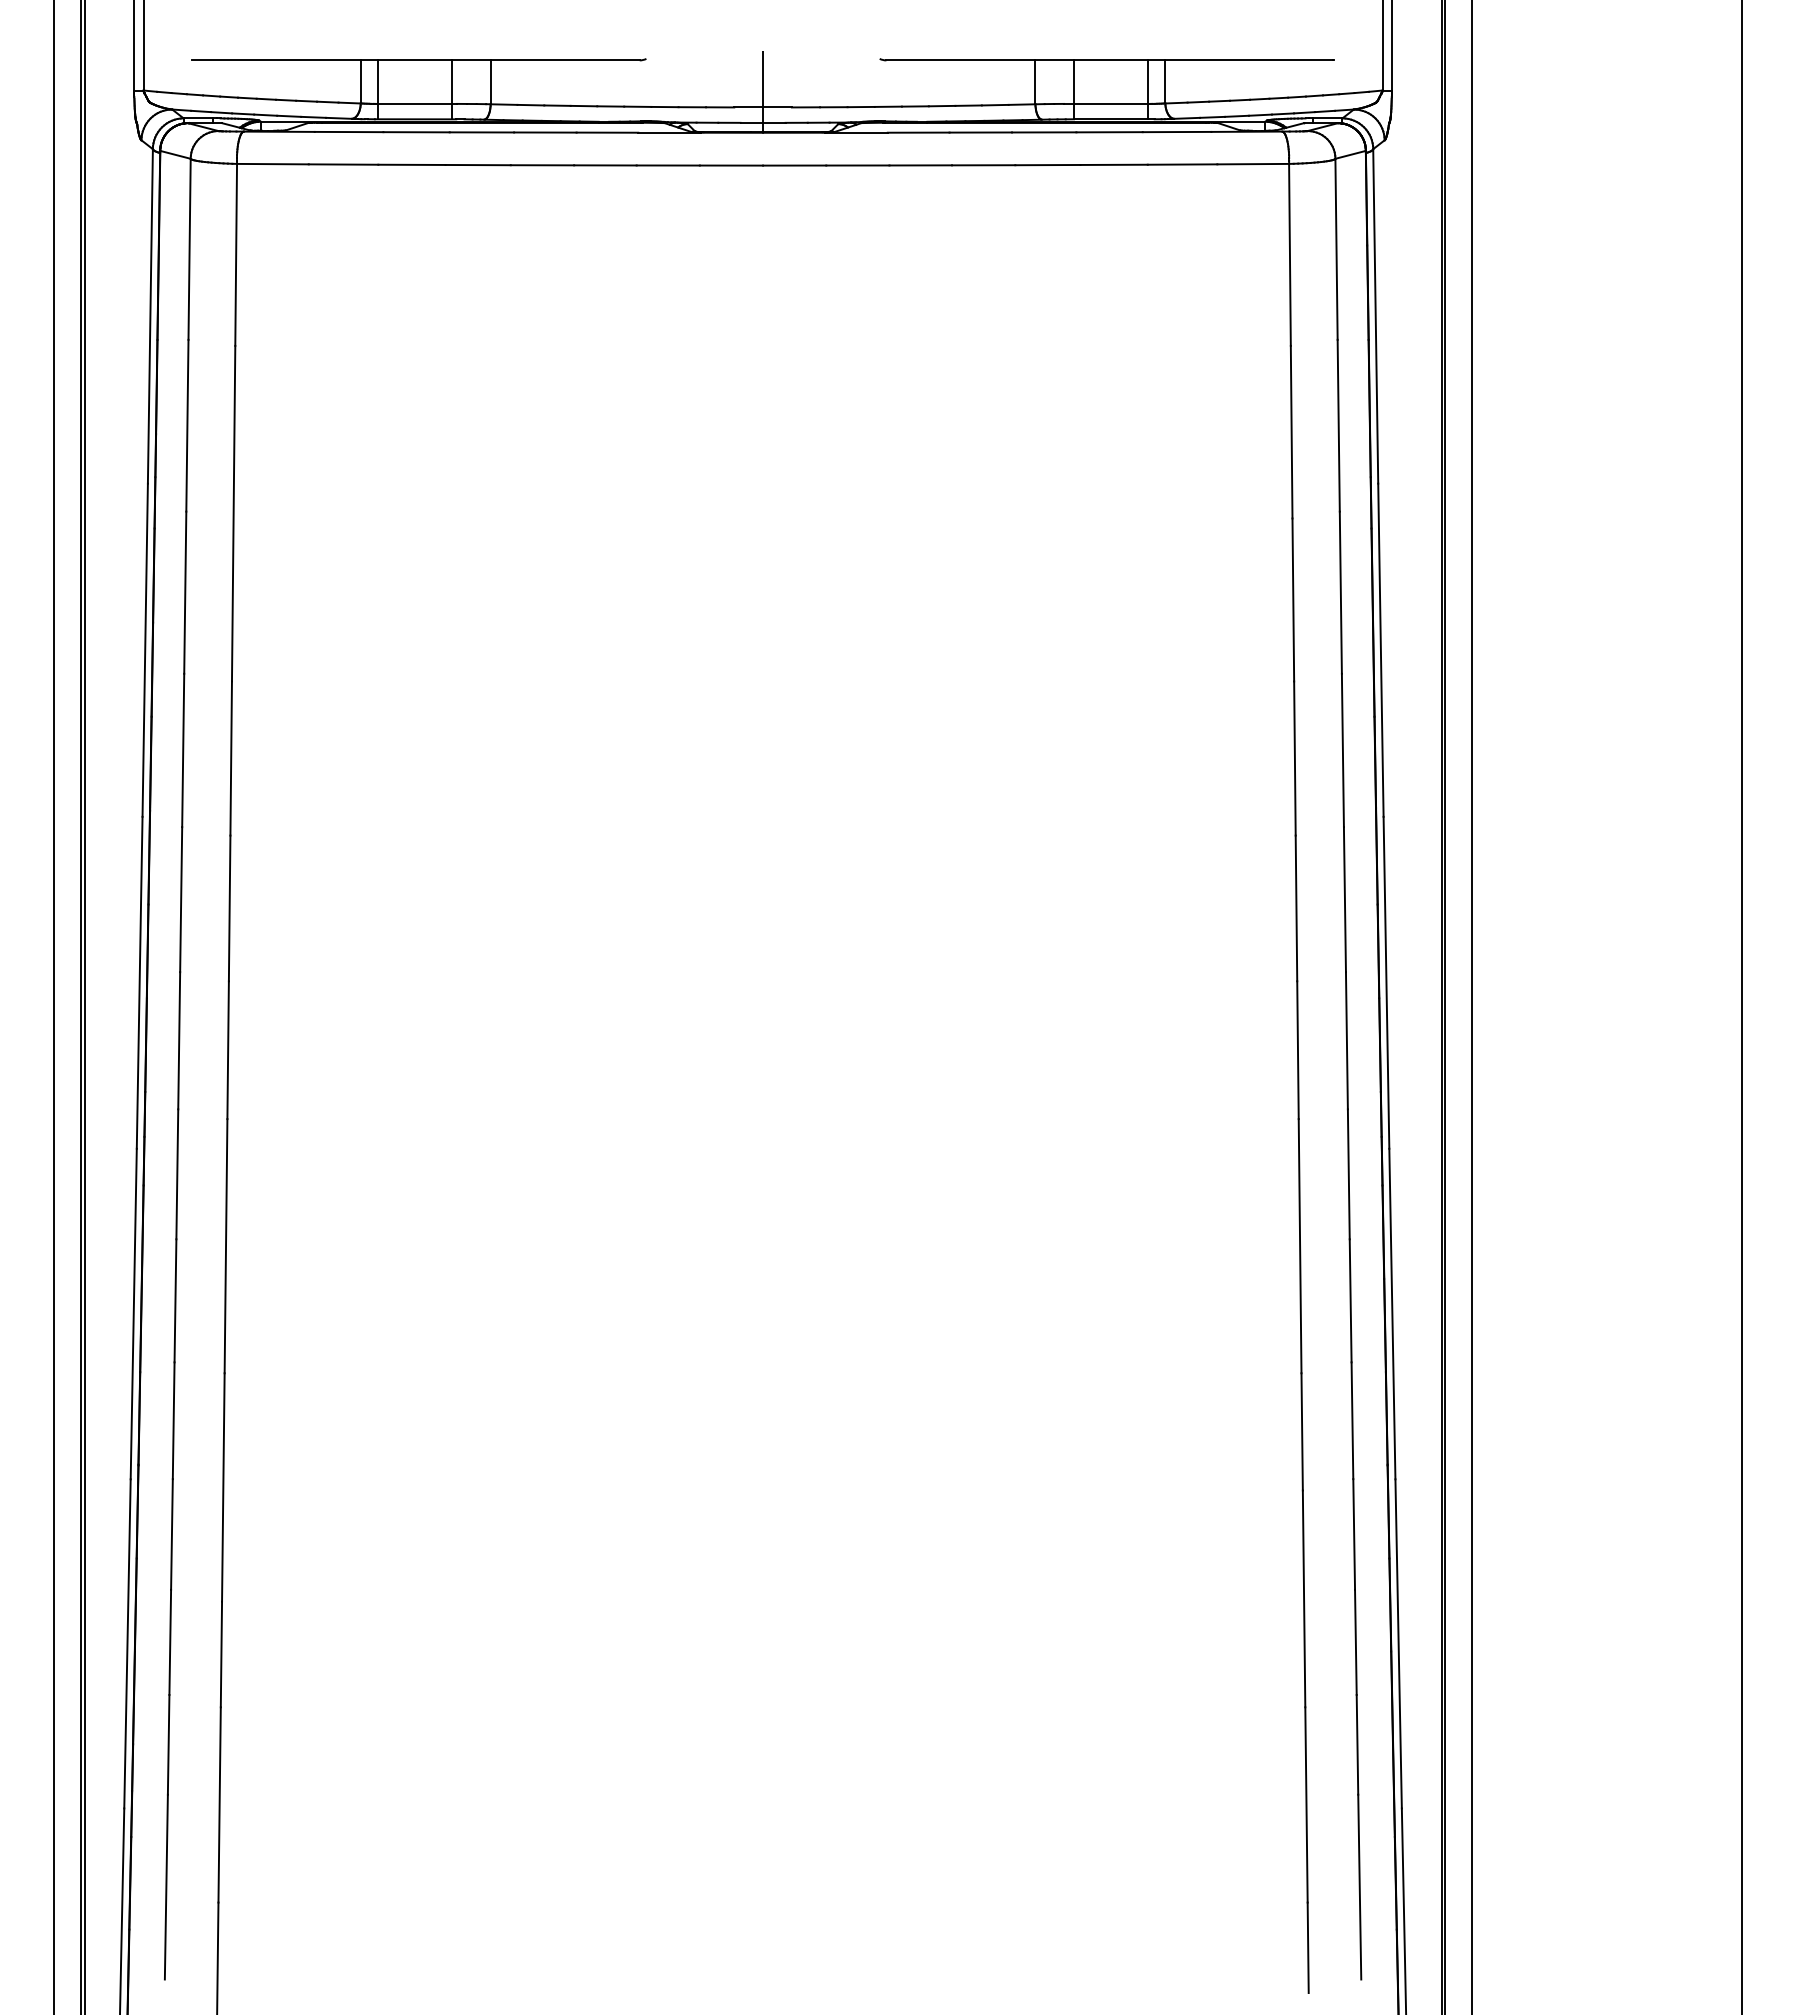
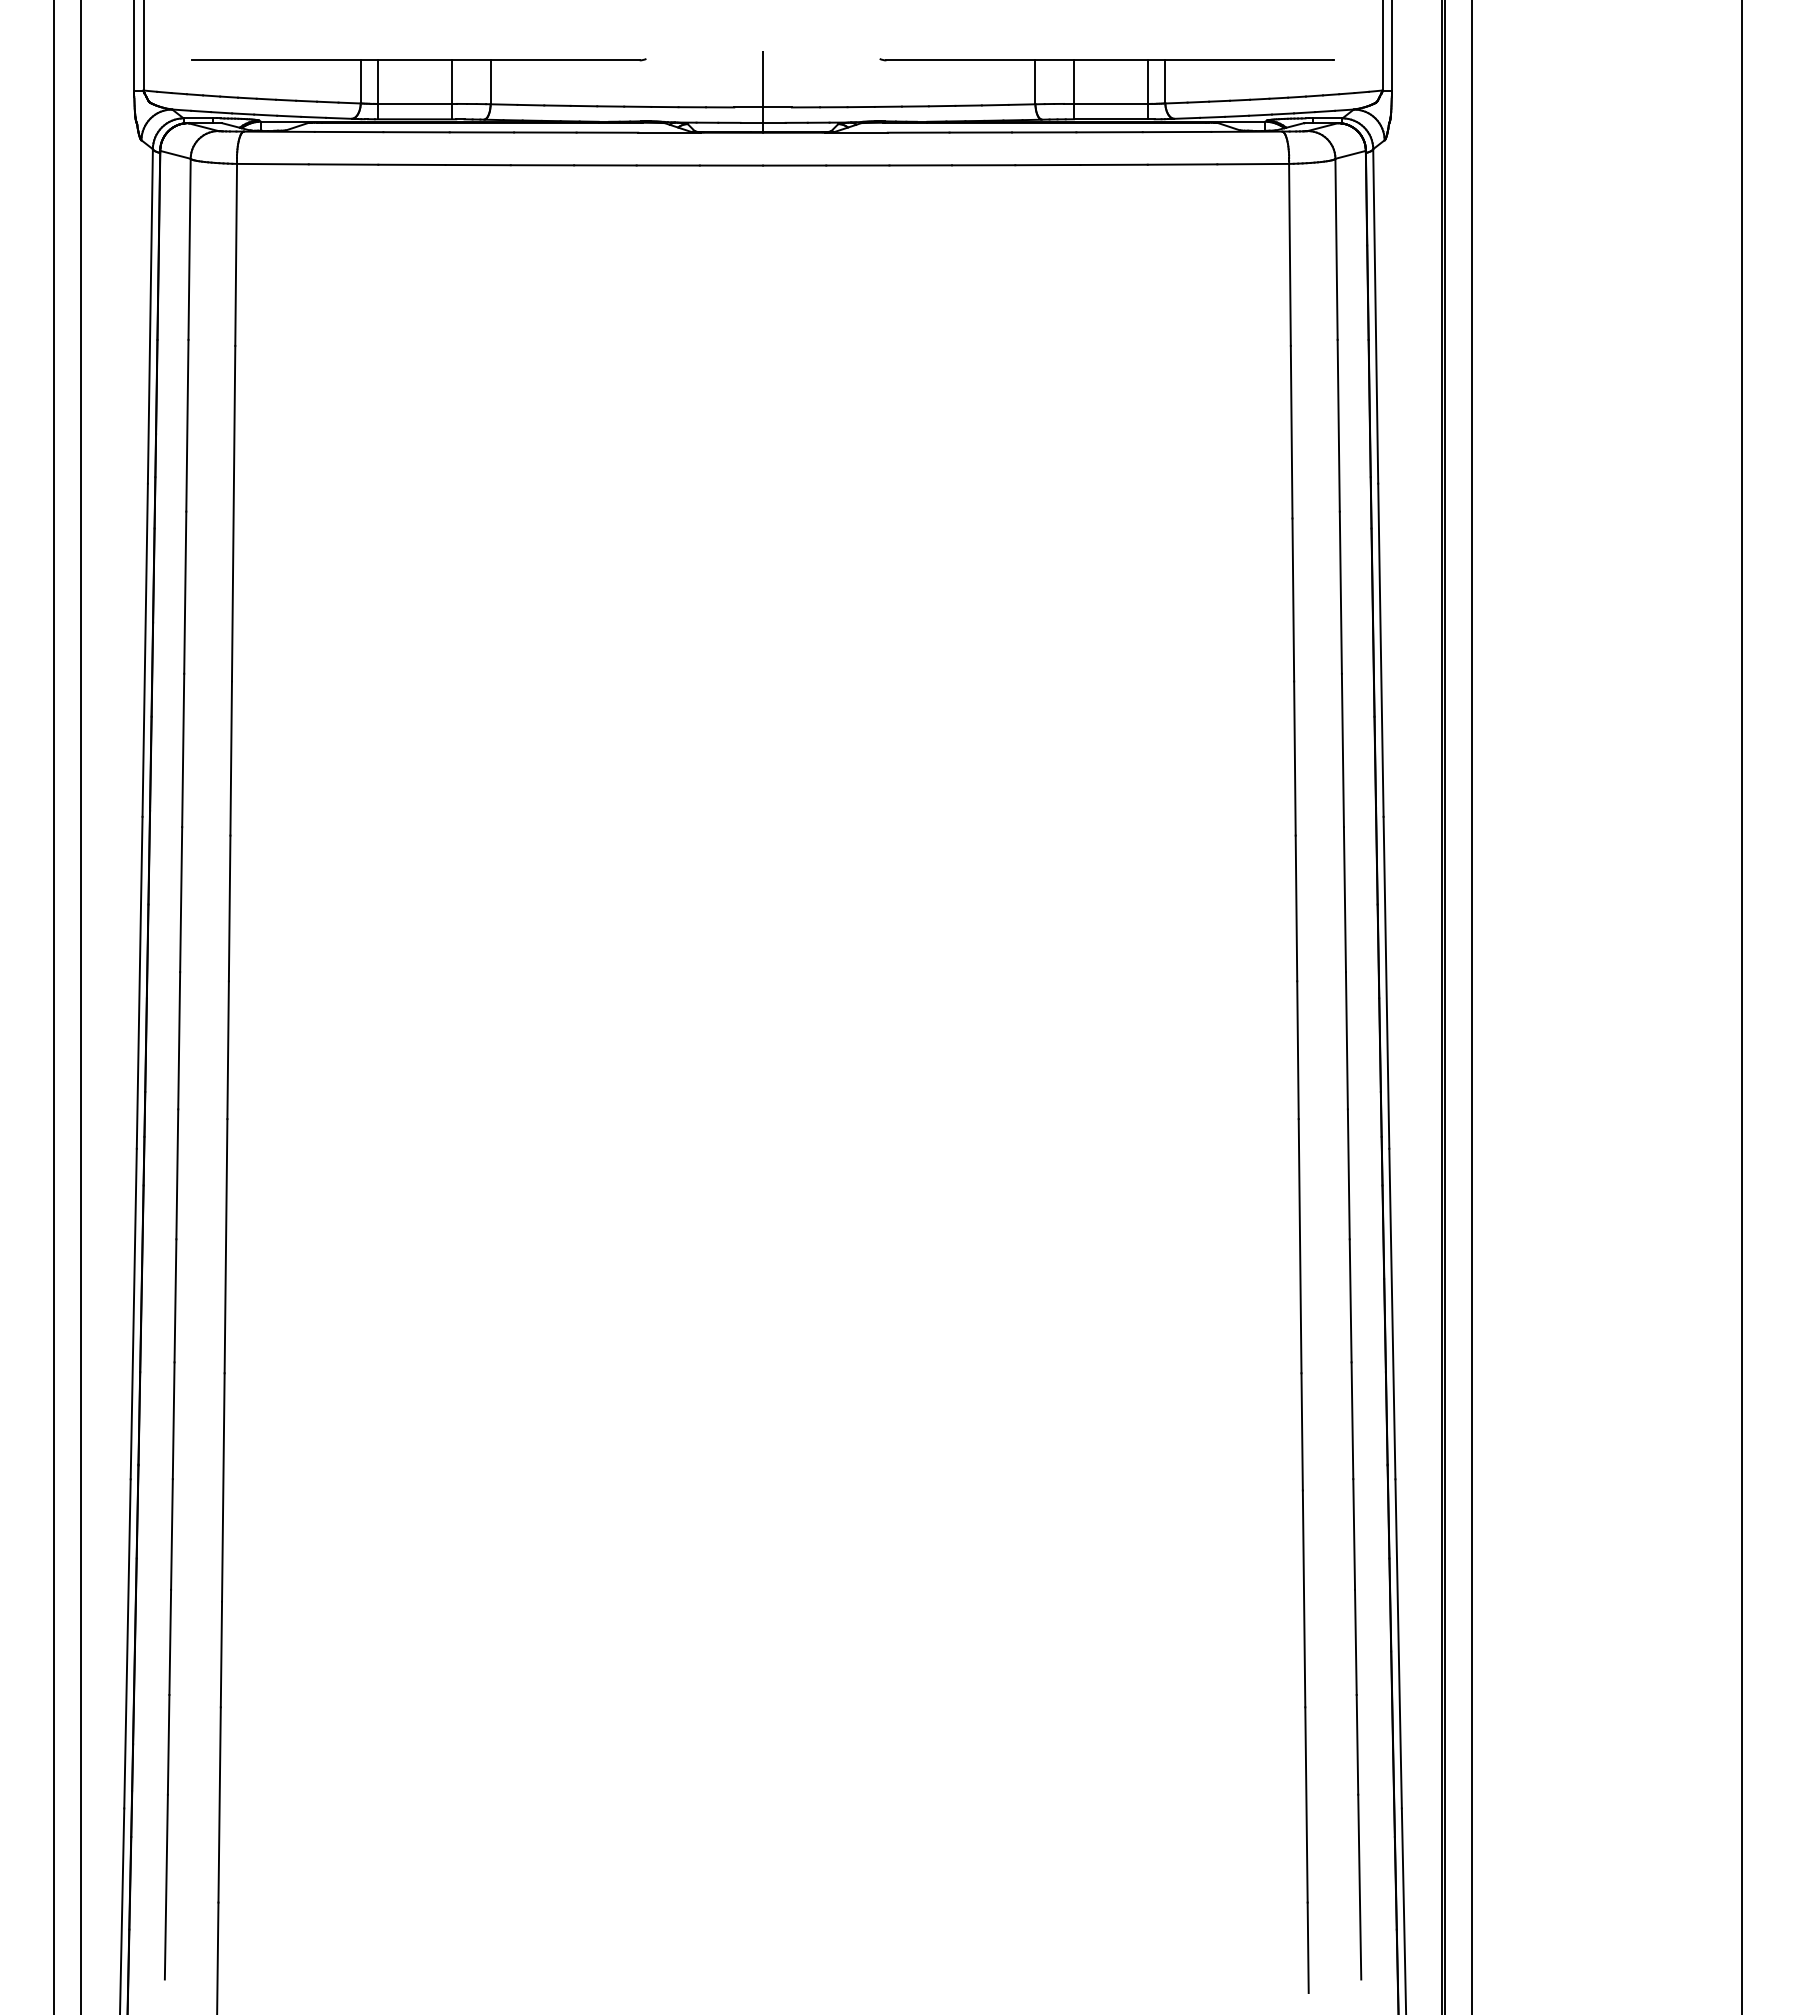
line: present -> none (84, 1006)
